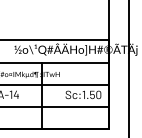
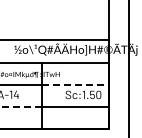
line: solid -> dashed (75, 85)
line: solid -> dashed (20, 107)
